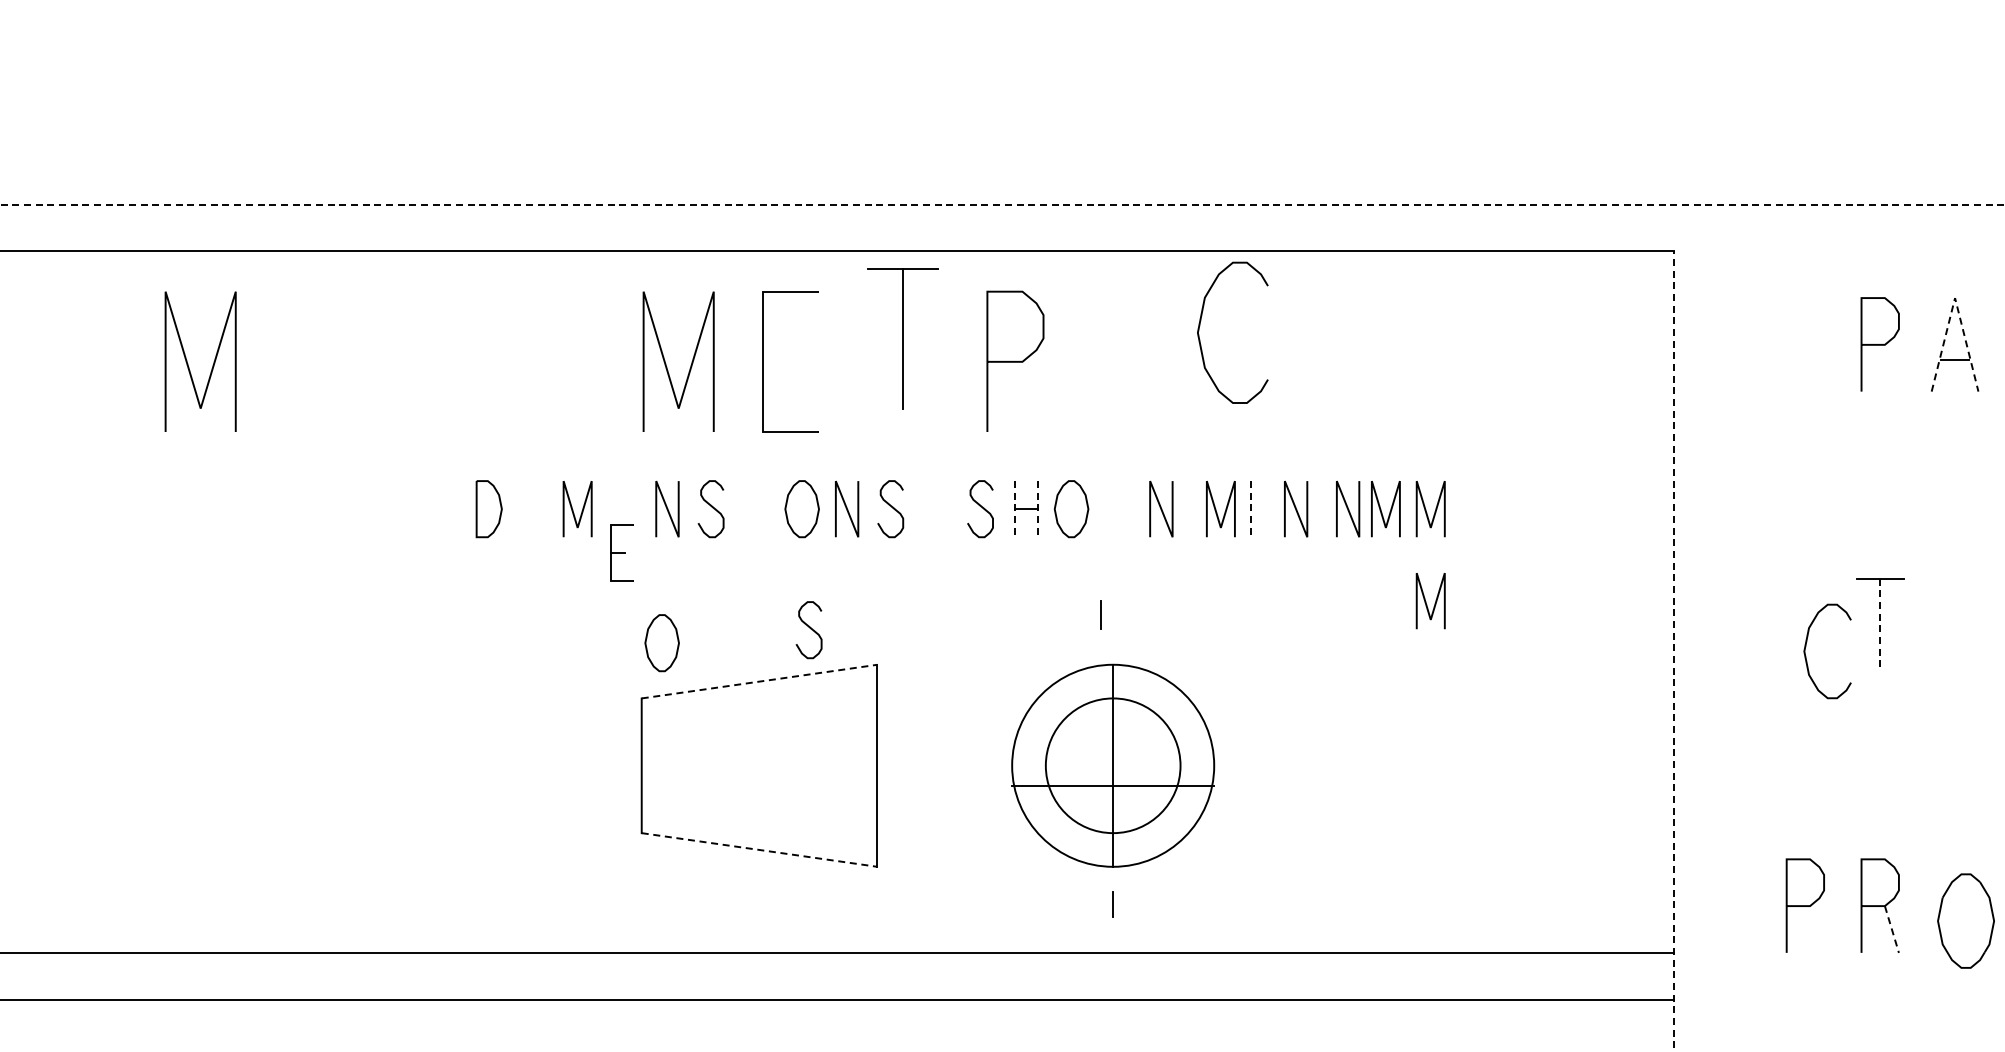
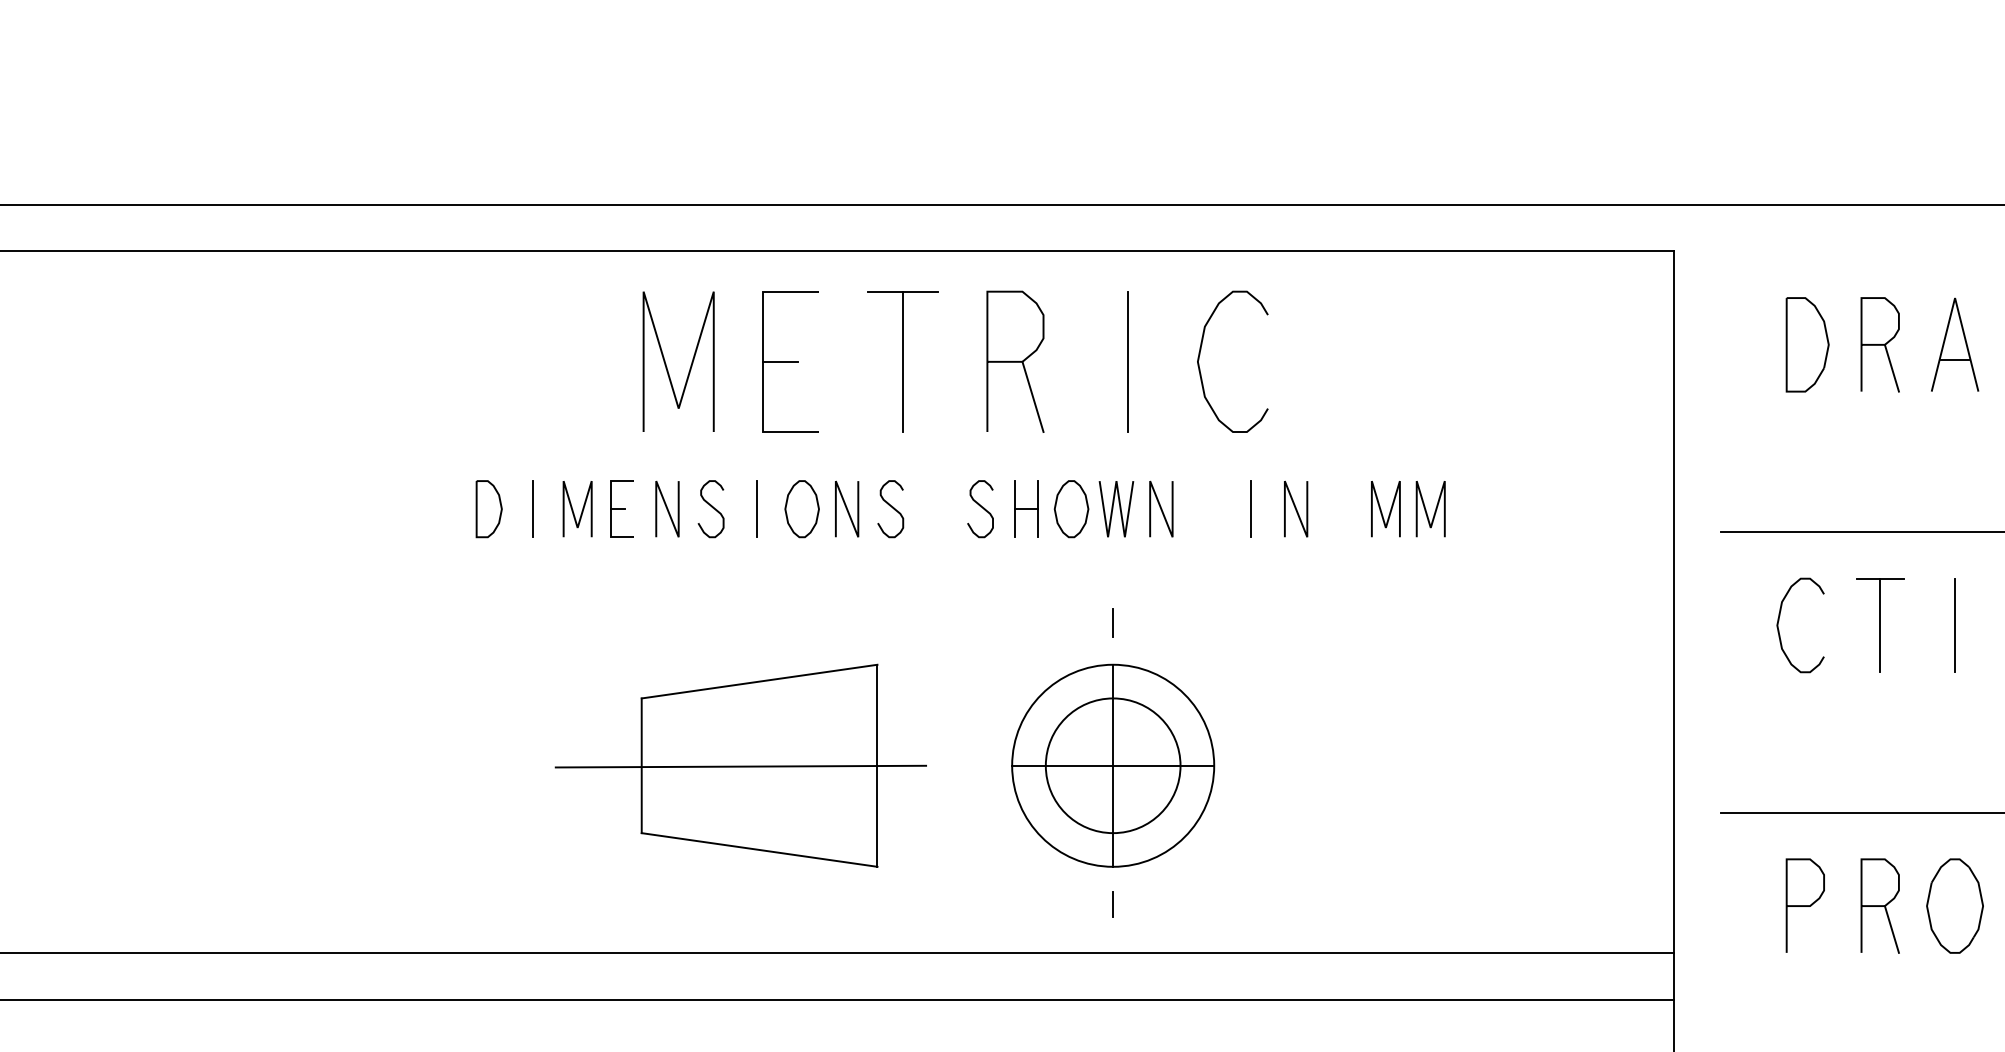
line: dashed -> solid (1002, 204)
line: dashed -> solid (1955, 298)
curve position: (1200, 326) -> (1200, 355) (1200, 355)
part position: (902, 338) -> (902, 361) (902, 361)
part: none -> present (1807, 344)
line: none -> present (779, 361)
line: none -> present (1127, 361)
line: present -> none (188, 363)
line: none -> present (1891, 367)
line: none -> present (1032, 396)
line: present -> none (1348, 508)
line: none -> present (532, 509)
line: none -> present (757, 509)
line: dashed -> solid (1015, 509)
line: dashed -> solid (1037, 509)
line: none -> present (1113, 509)
line: present -> none (1216, 509)
line: dashed -> solid (1251, 509)
line: none -> present (1861, 531)
part position: (621, 552) -> (621, 508) (621, 508)
line: present -> none (1426, 601)
line position: (1100, 614) -> (1112, 622) (1112, 622)
line: dashed -> solid (1880, 625)
line: none -> present (1955, 625)
curve: present -> none (809, 628)
part: present -> none (661, 643)
curve position: (1806, 647) -> (1779, 621) (1779, 621)
line: dashed -> solid (1674, 651)
line: dashed -> solid (760, 681)
line: none -> present (740, 766)
line position: (1113, 785) -> (1113, 765) (1113, 765)
line: none -> present (1861, 812)
line: dashed -> solid (760, 850)
part position: (1965, 920) -> (1954, 905) (1954, 905)
line: dashed -> solid (1892, 929)
